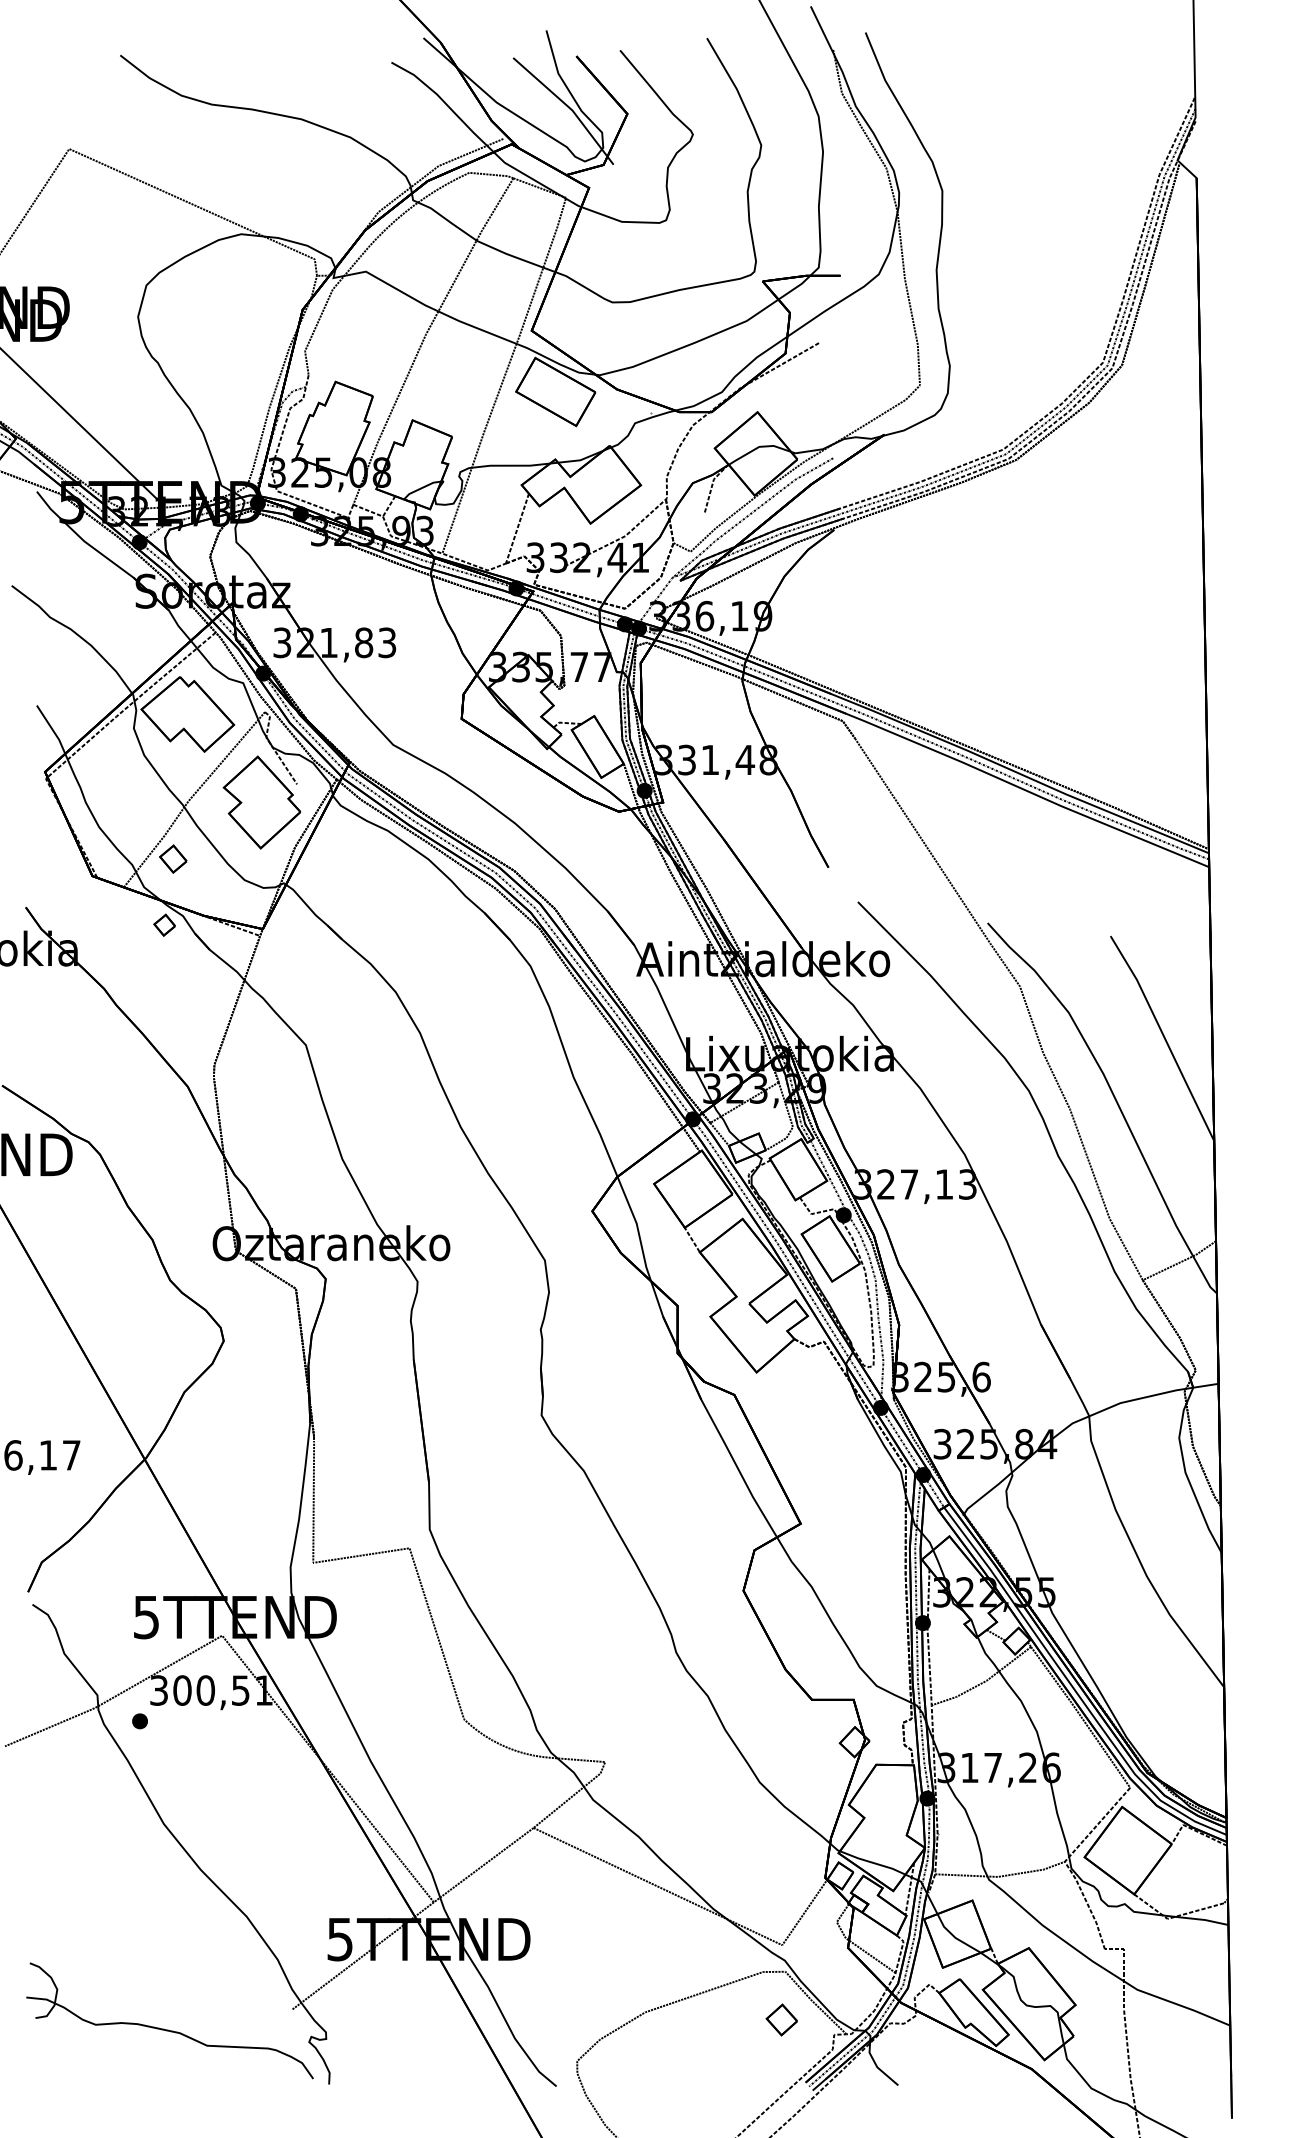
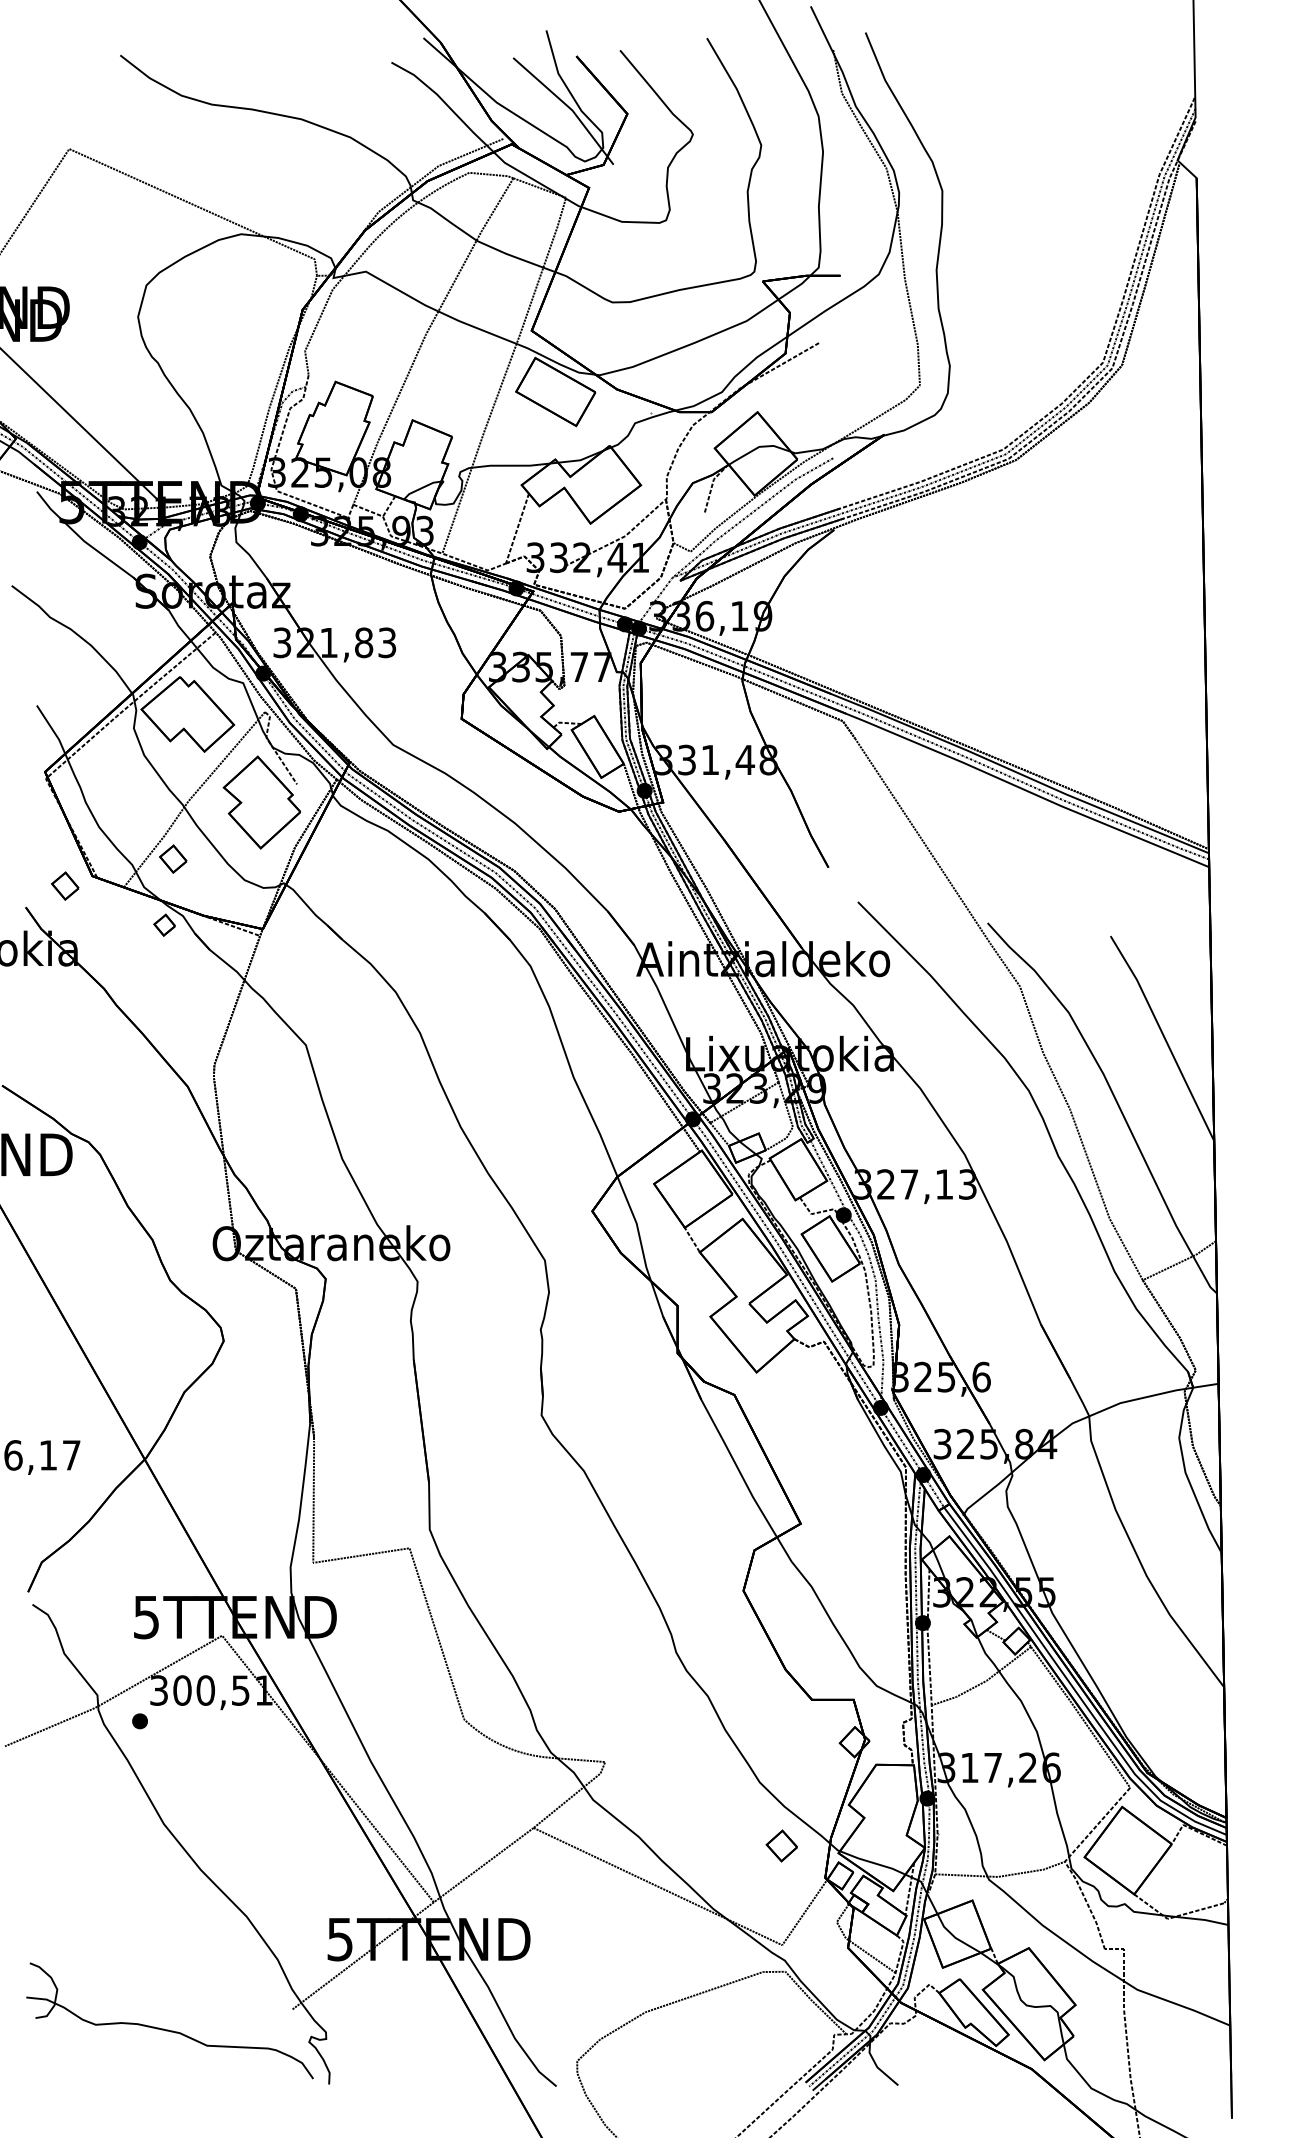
part: none -> present (65, 885)
part position: (781, 2019) -> (781, 1845) (781, 1845)
